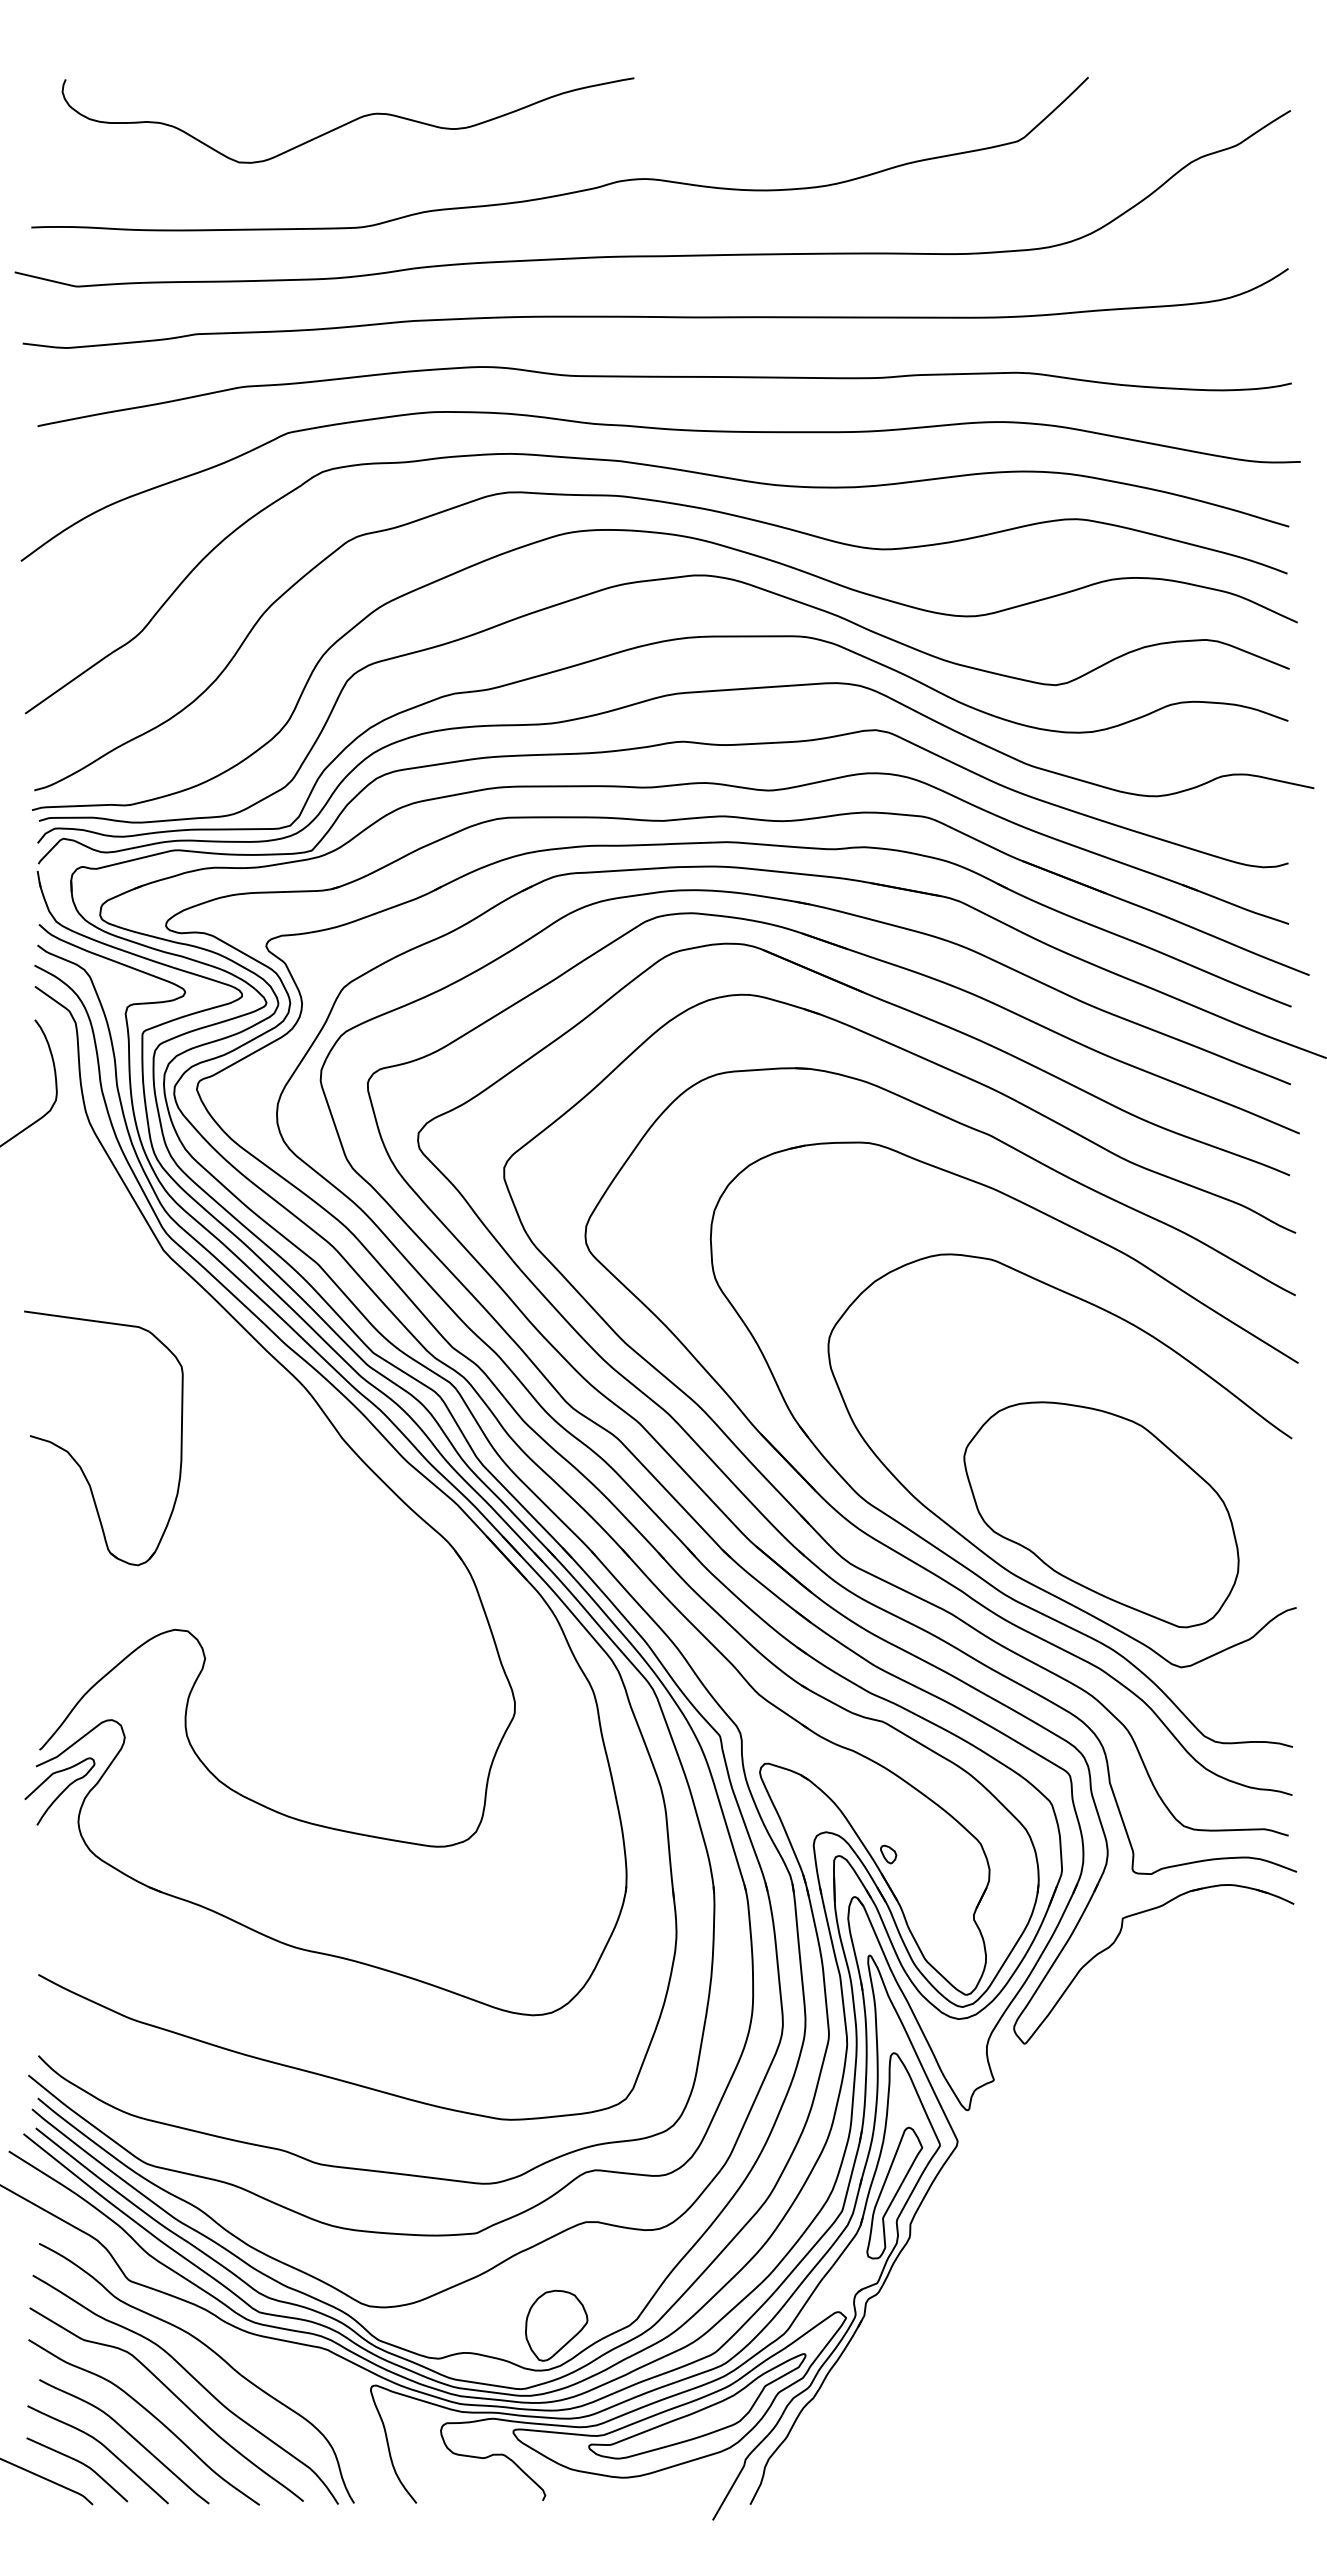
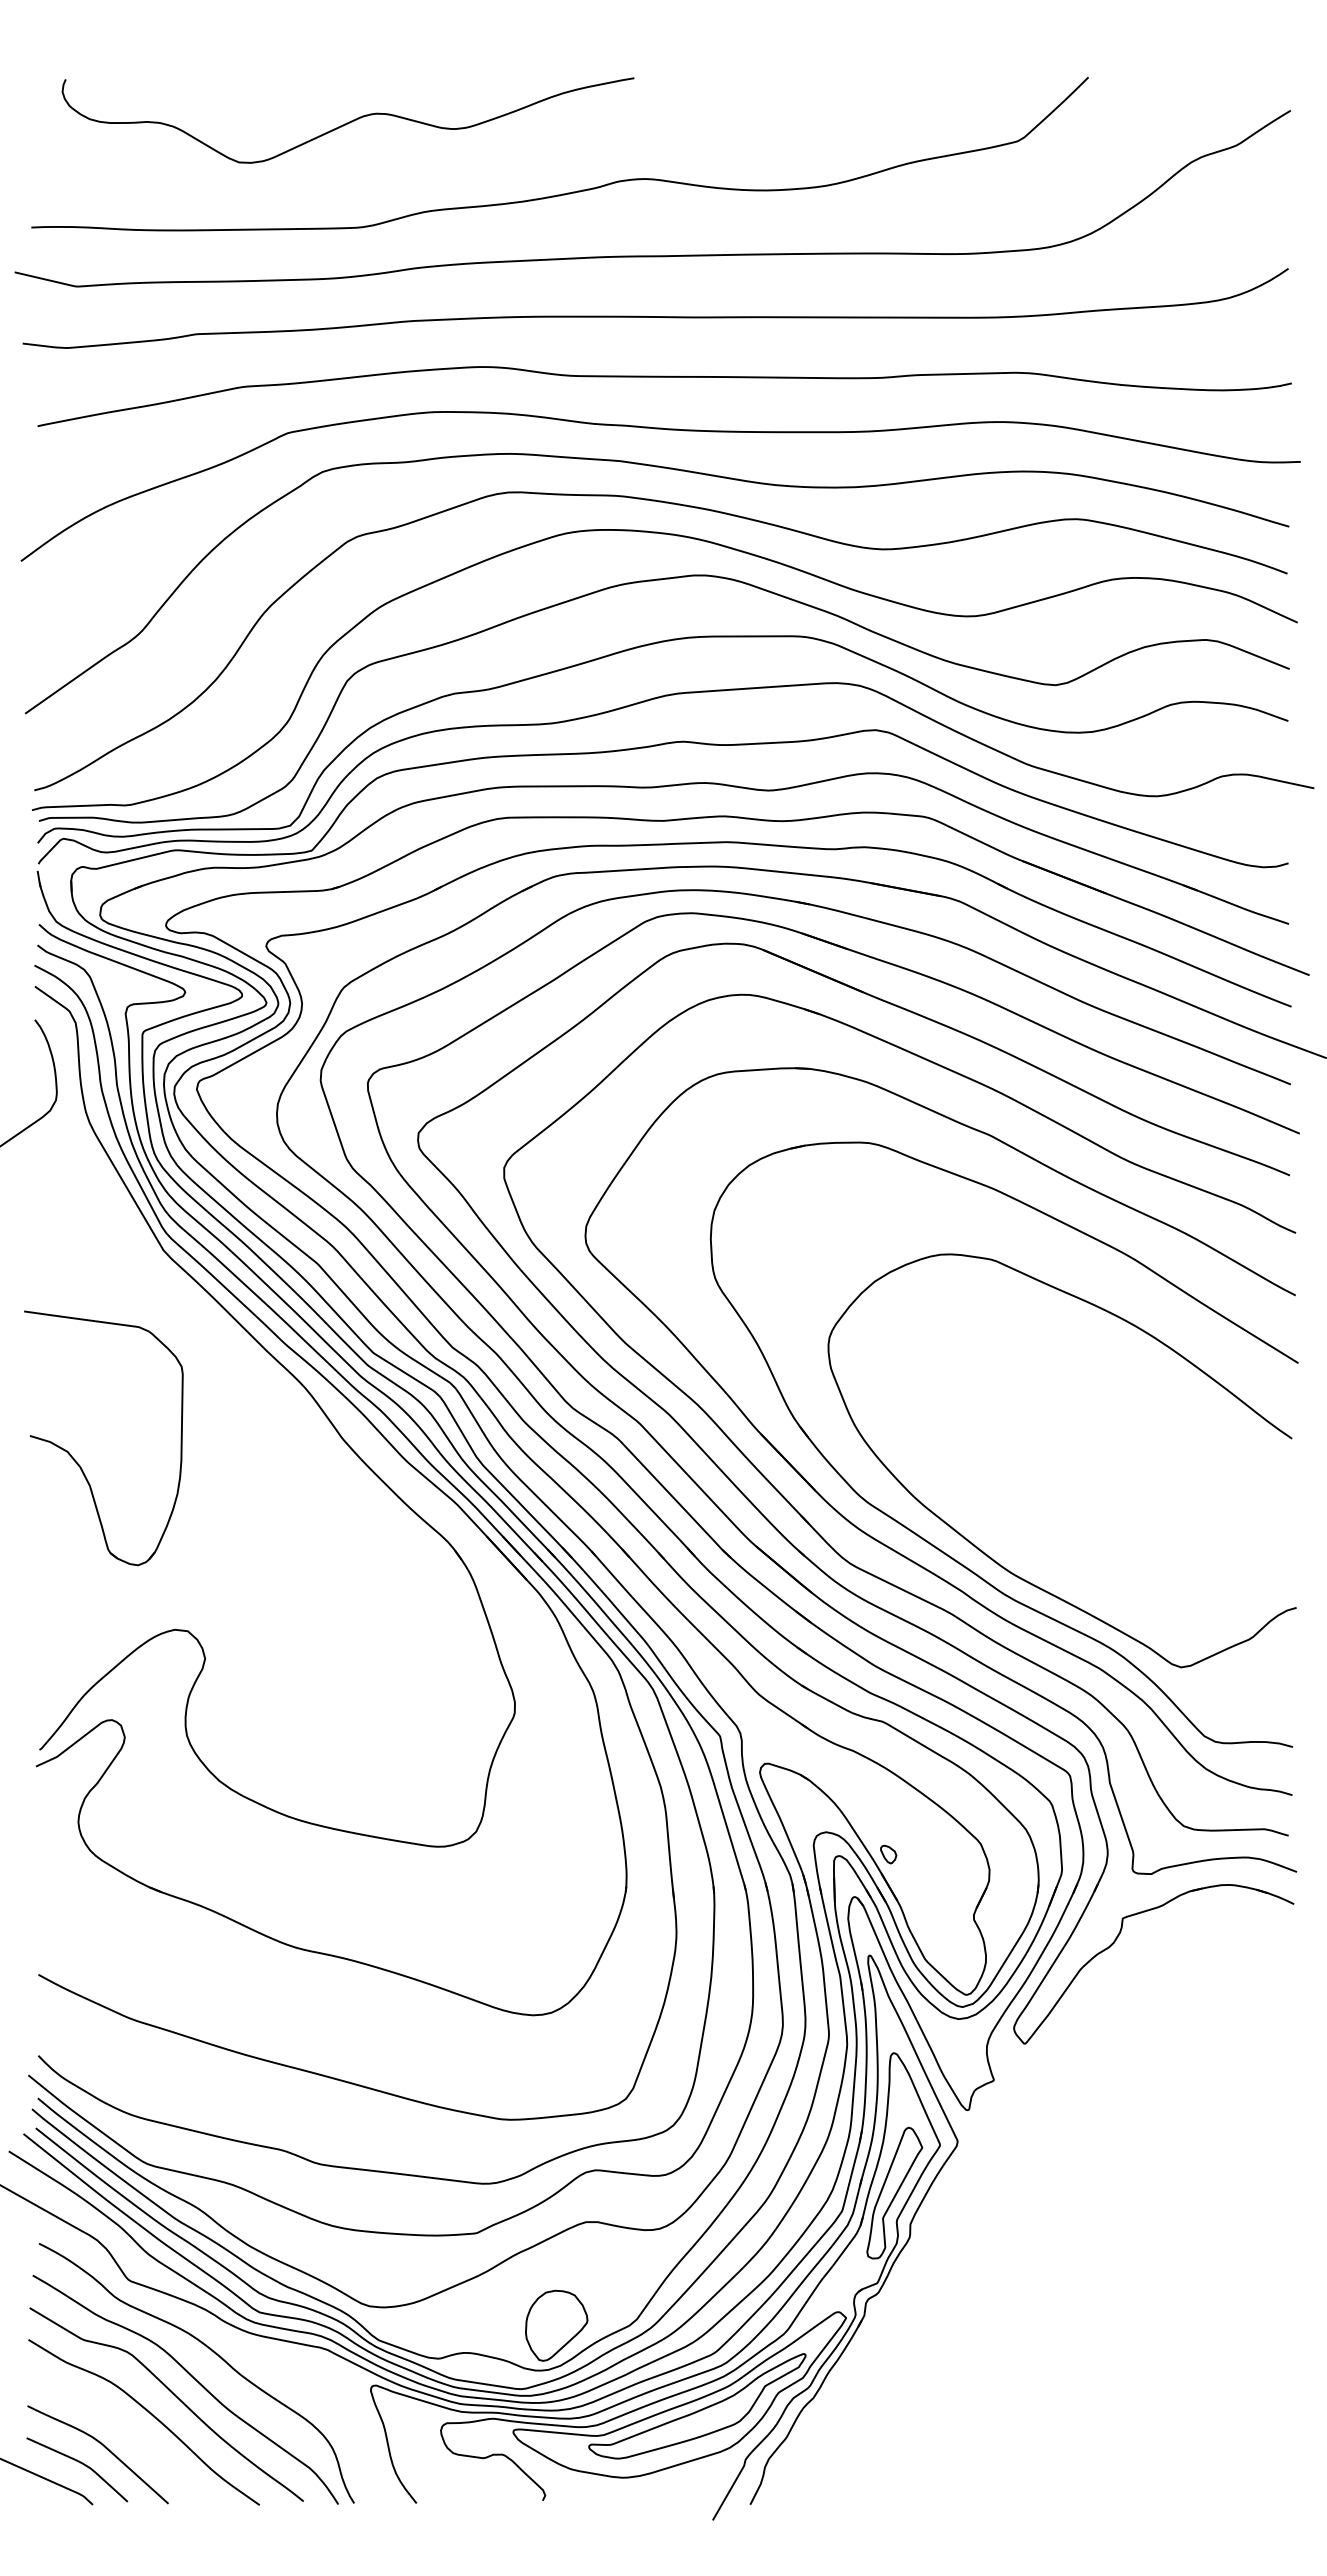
part: present -> none (1101, 1514)
curve: present -> none (61, 1791)
curve: present -> none (129, 2435)
